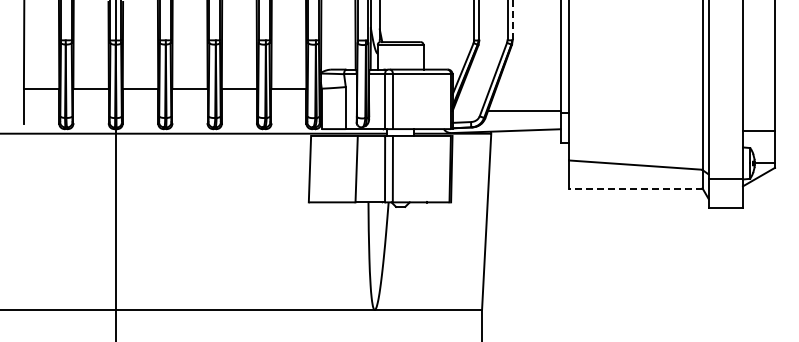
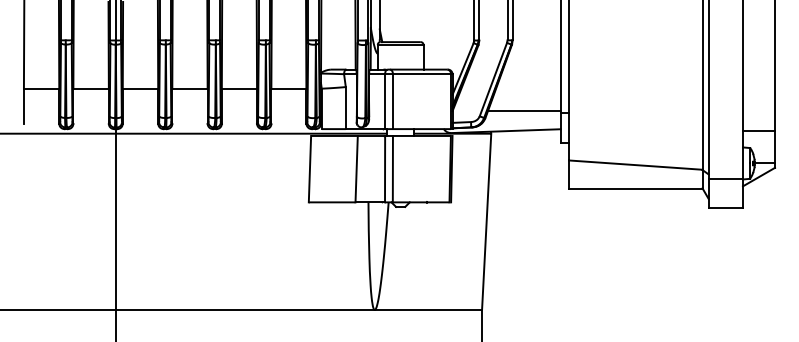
line: dashed -> solid (512, 20)
line: dashed -> solid (635, 188)
